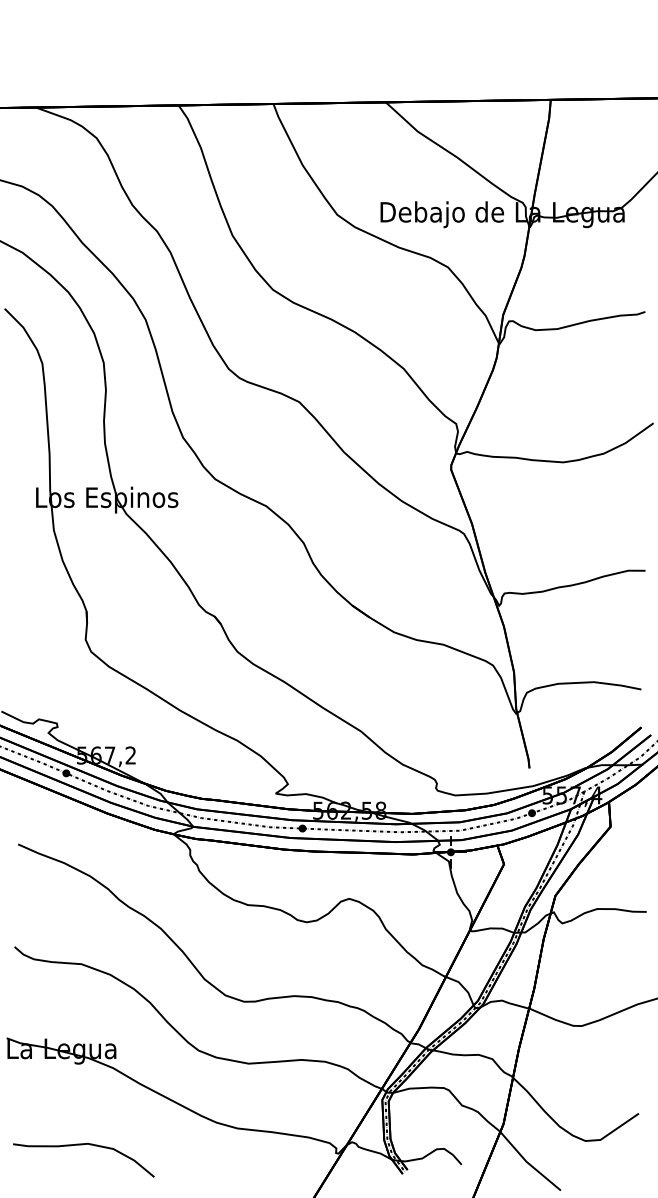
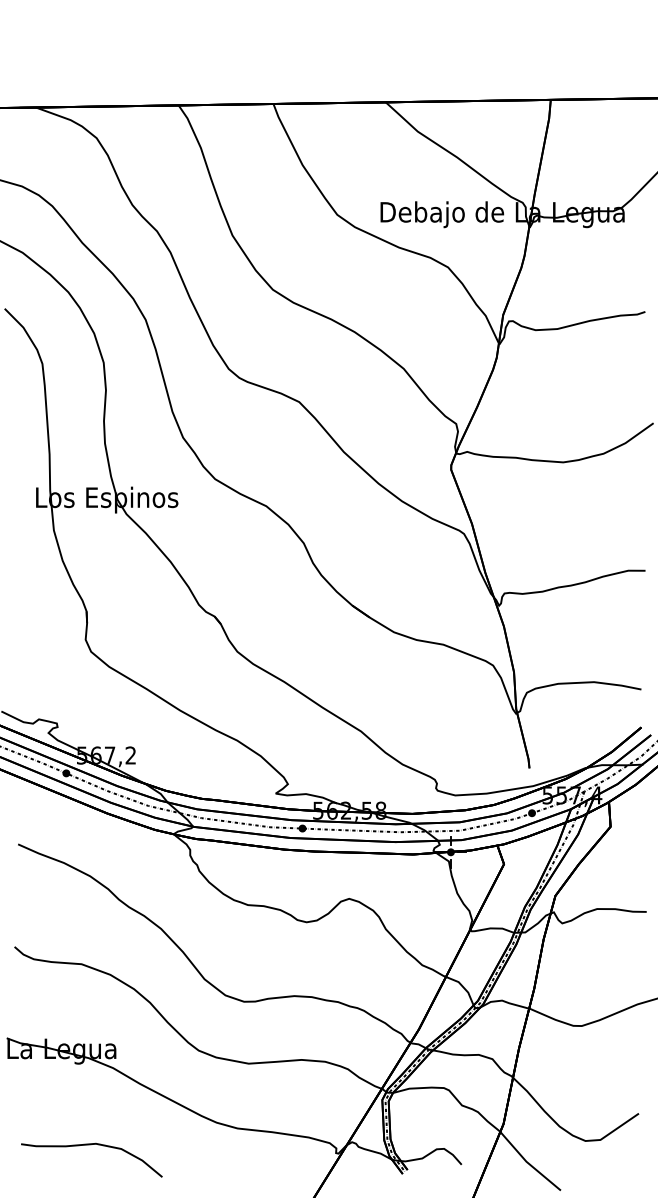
curve position: (83, 1145) -> (91, 1145) (91, 1145)
